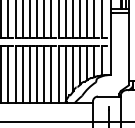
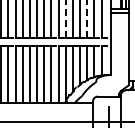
line: solid -> dashed (65, 19)
line: solid -> dashed (87, 19)
